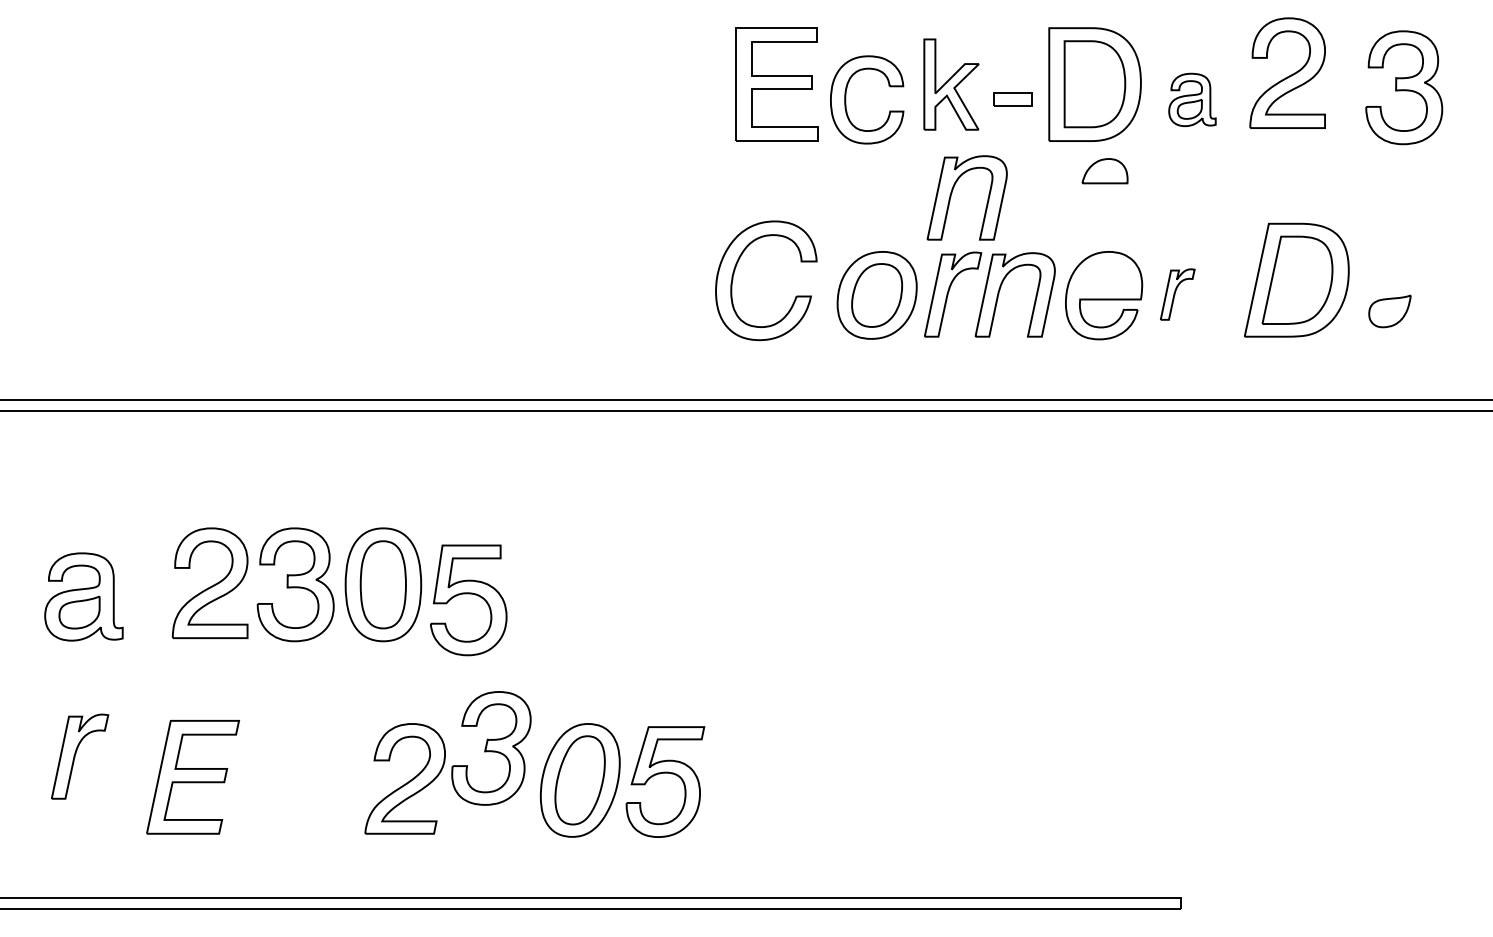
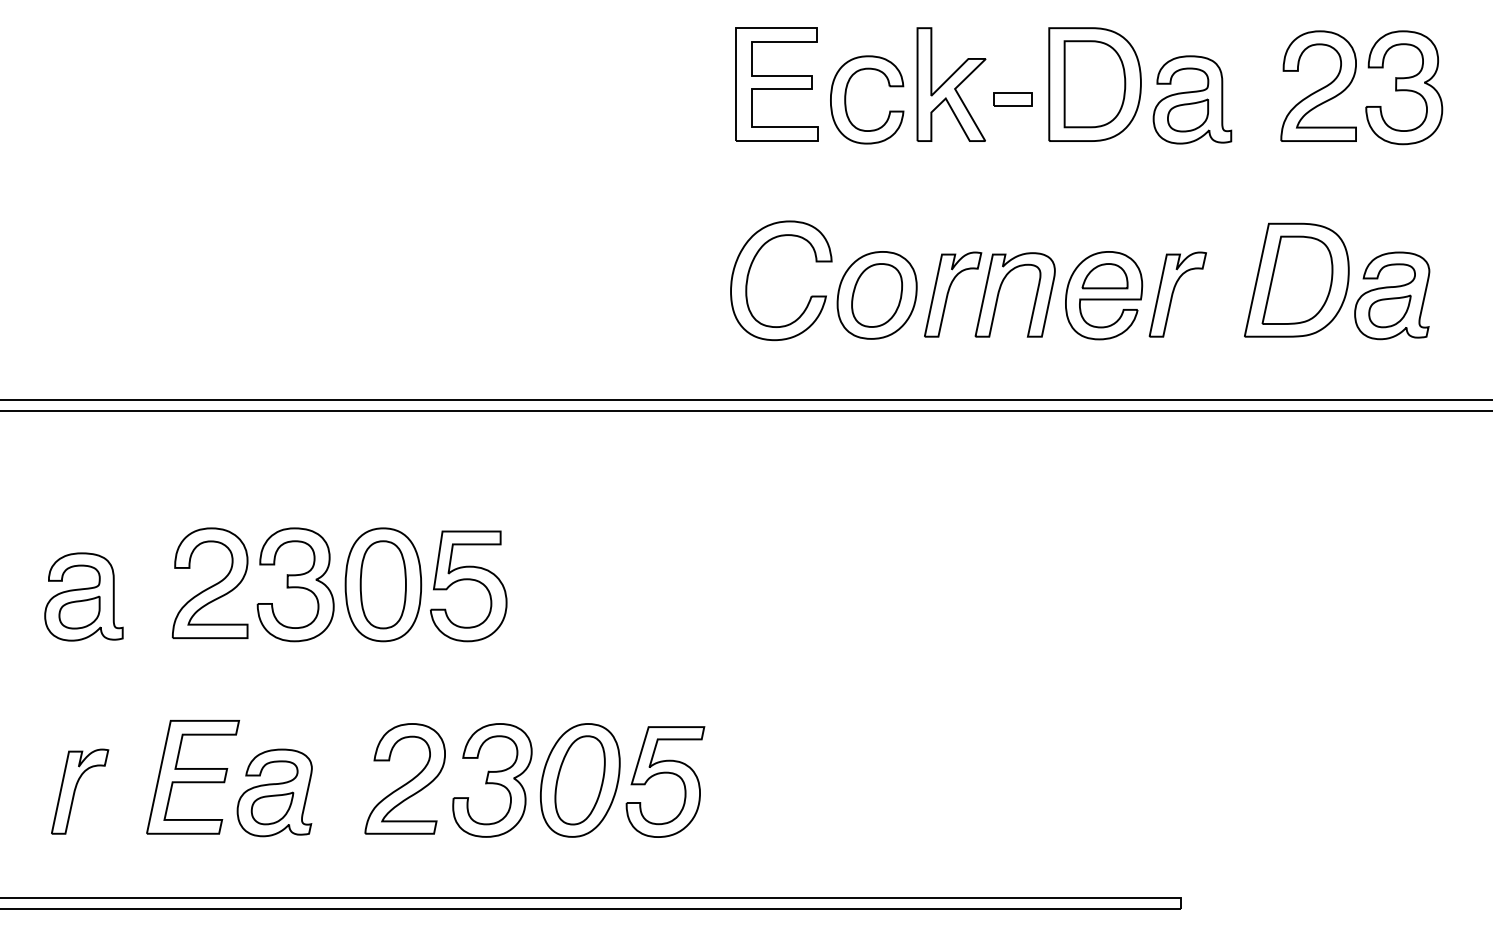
part position: (1287, 72) -> (1318, 85) (1318, 85)
part size: 57x93 px -> 71x115 px (951, 84)
part size: 49x56 px -> 81x90 px (1192, 99)
part position: (1104, 171) -> (1104, 276) (1104, 276)
part: present -> none (952, 193)
part position: (734, 274) -> (749, 274) (749, 274)
part size: 36x53 px -> 59x87 px (1177, 294)
part: none -> present (1392, 295)
part position: (468, 600) -> (468, 586) (468, 586)
part position: (491, 748) -> (492, 780) (492, 780)
part position: (80, 756) -> (80, 791) (80, 791)
part: none -> present (274, 792)
